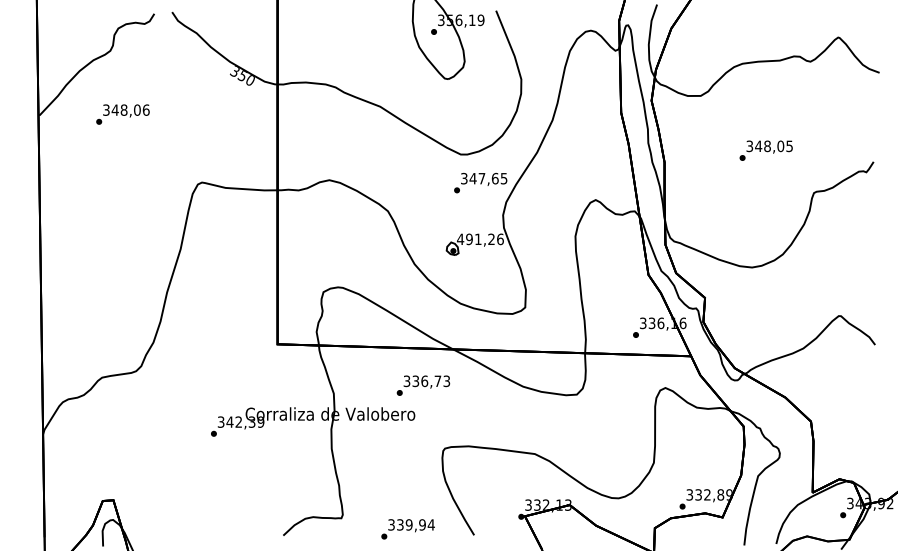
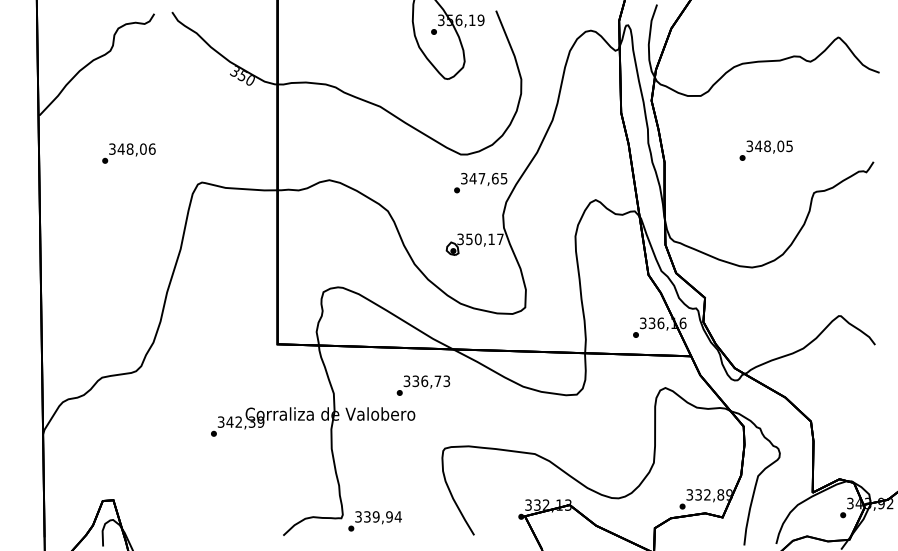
text position: (122, 114) -> (128, 153) (128, 153)
text: 491,26 -> 350,17 (480, 239)
text position: (407, 529) -> (374, 521) (374, 521)
